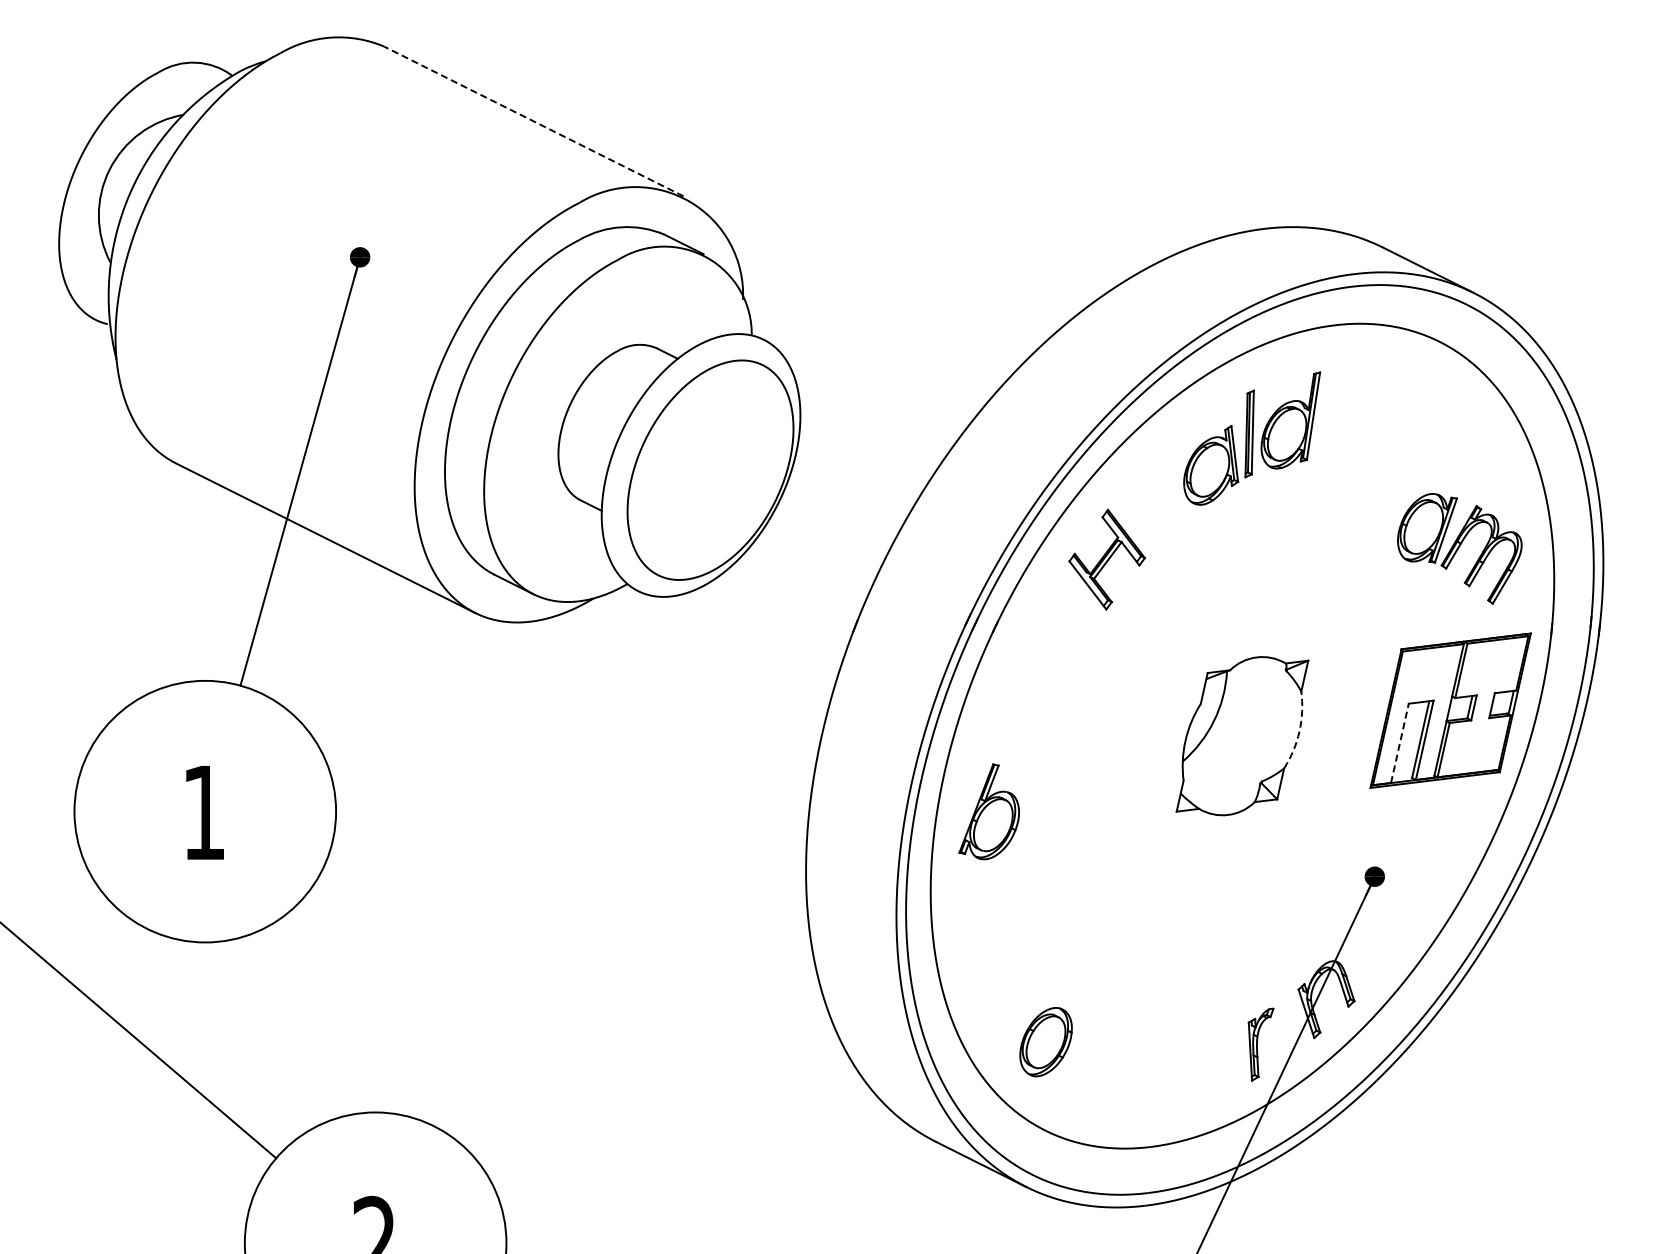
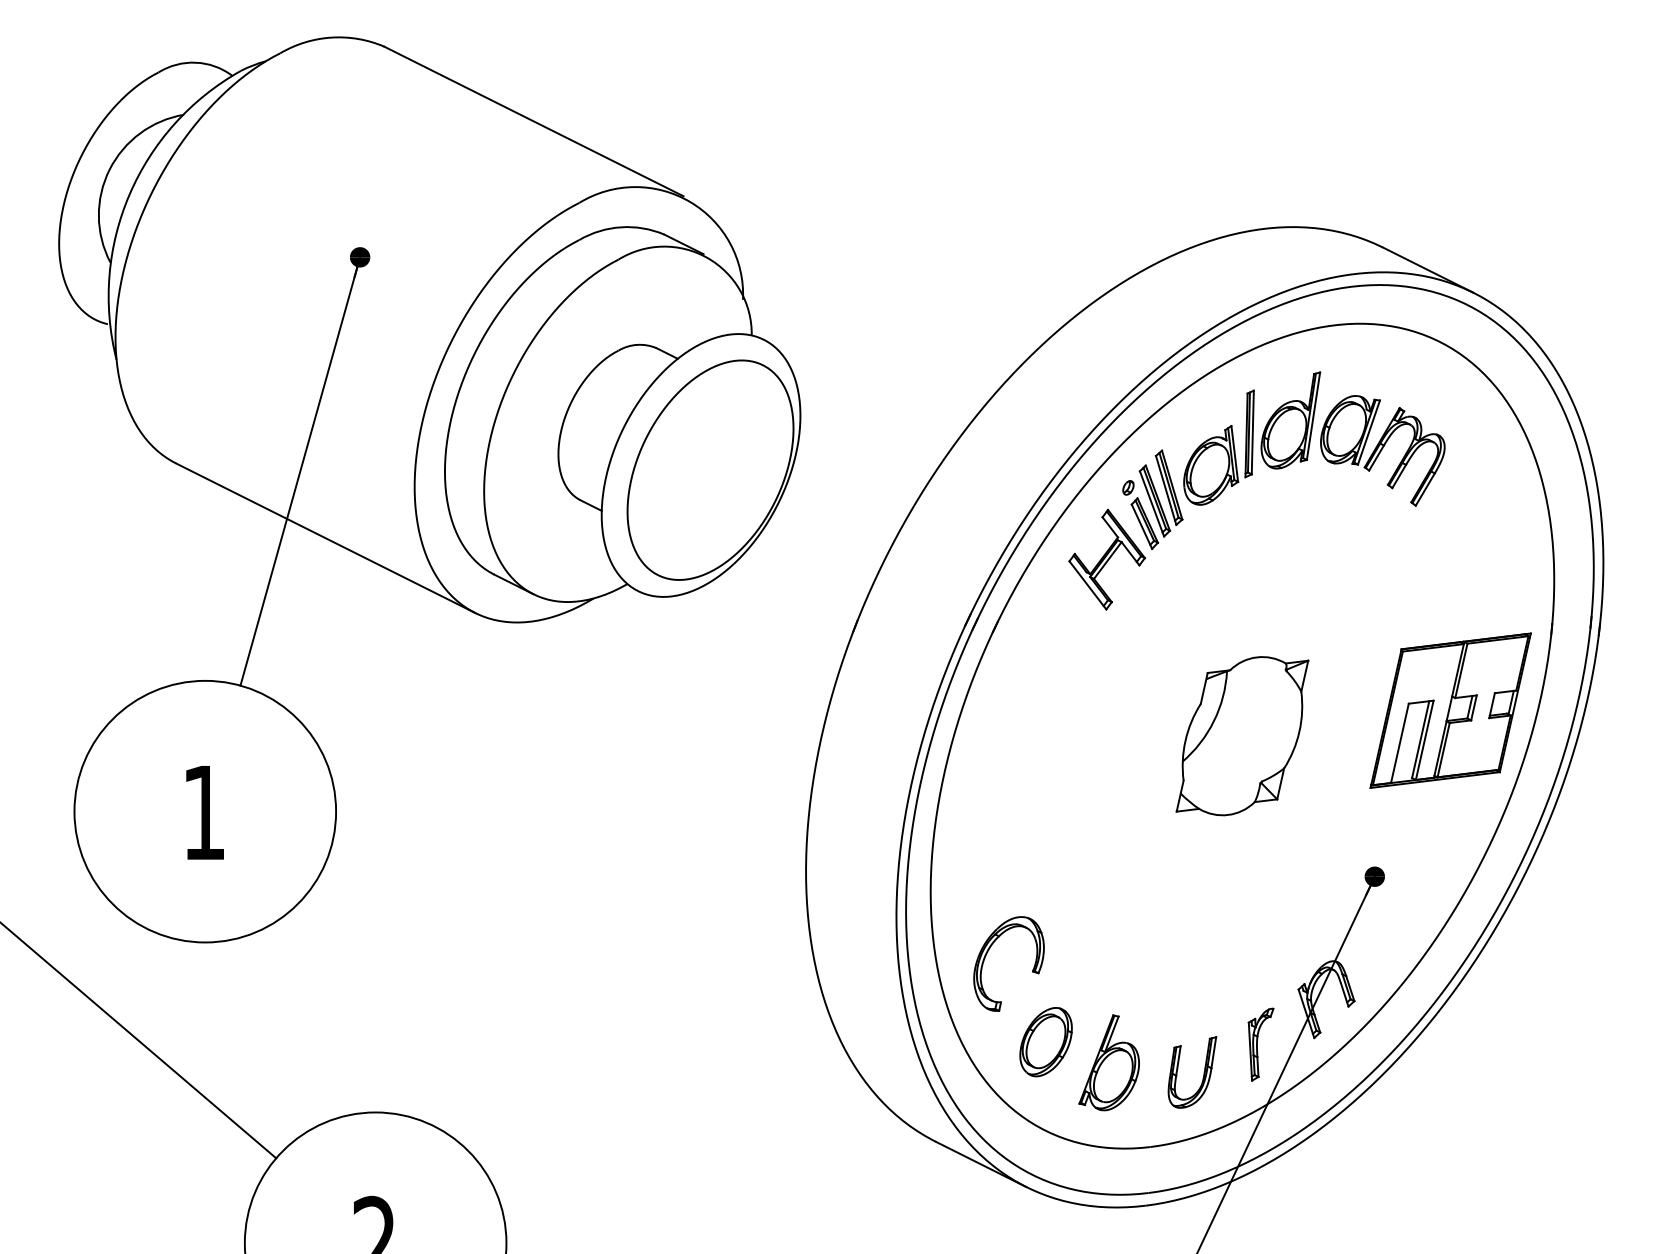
line: dashed -> solid (533, 121)
part: none -> present (1152, 499)
part position: (1459, 548) -> (1382, 450) (1382, 450)
arc: dashed -> solid (1299, 731)
line: dashed -> solid (1399, 743)
part position: (988, 811) -> (1108, 1062) (1108, 1062)
part: none -> present (989, 950)
part: none -> present (1203, 1072)
